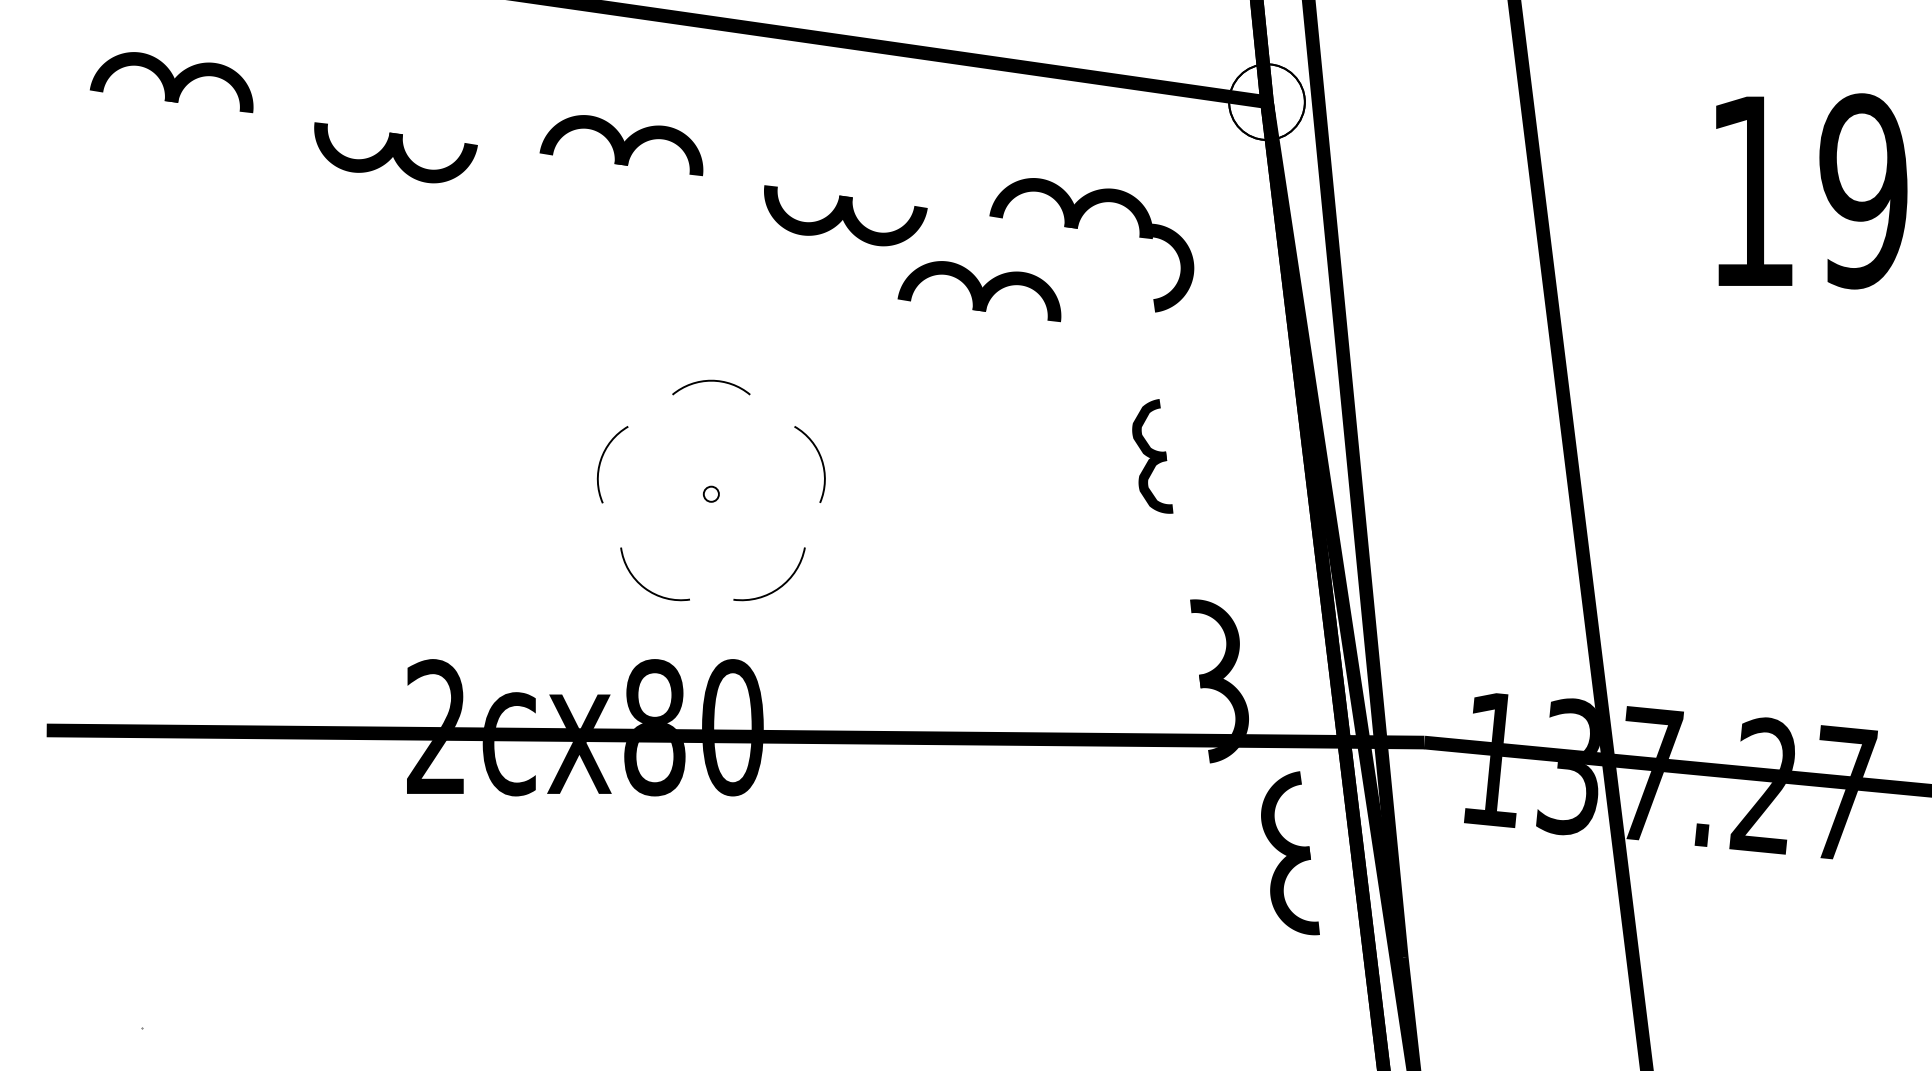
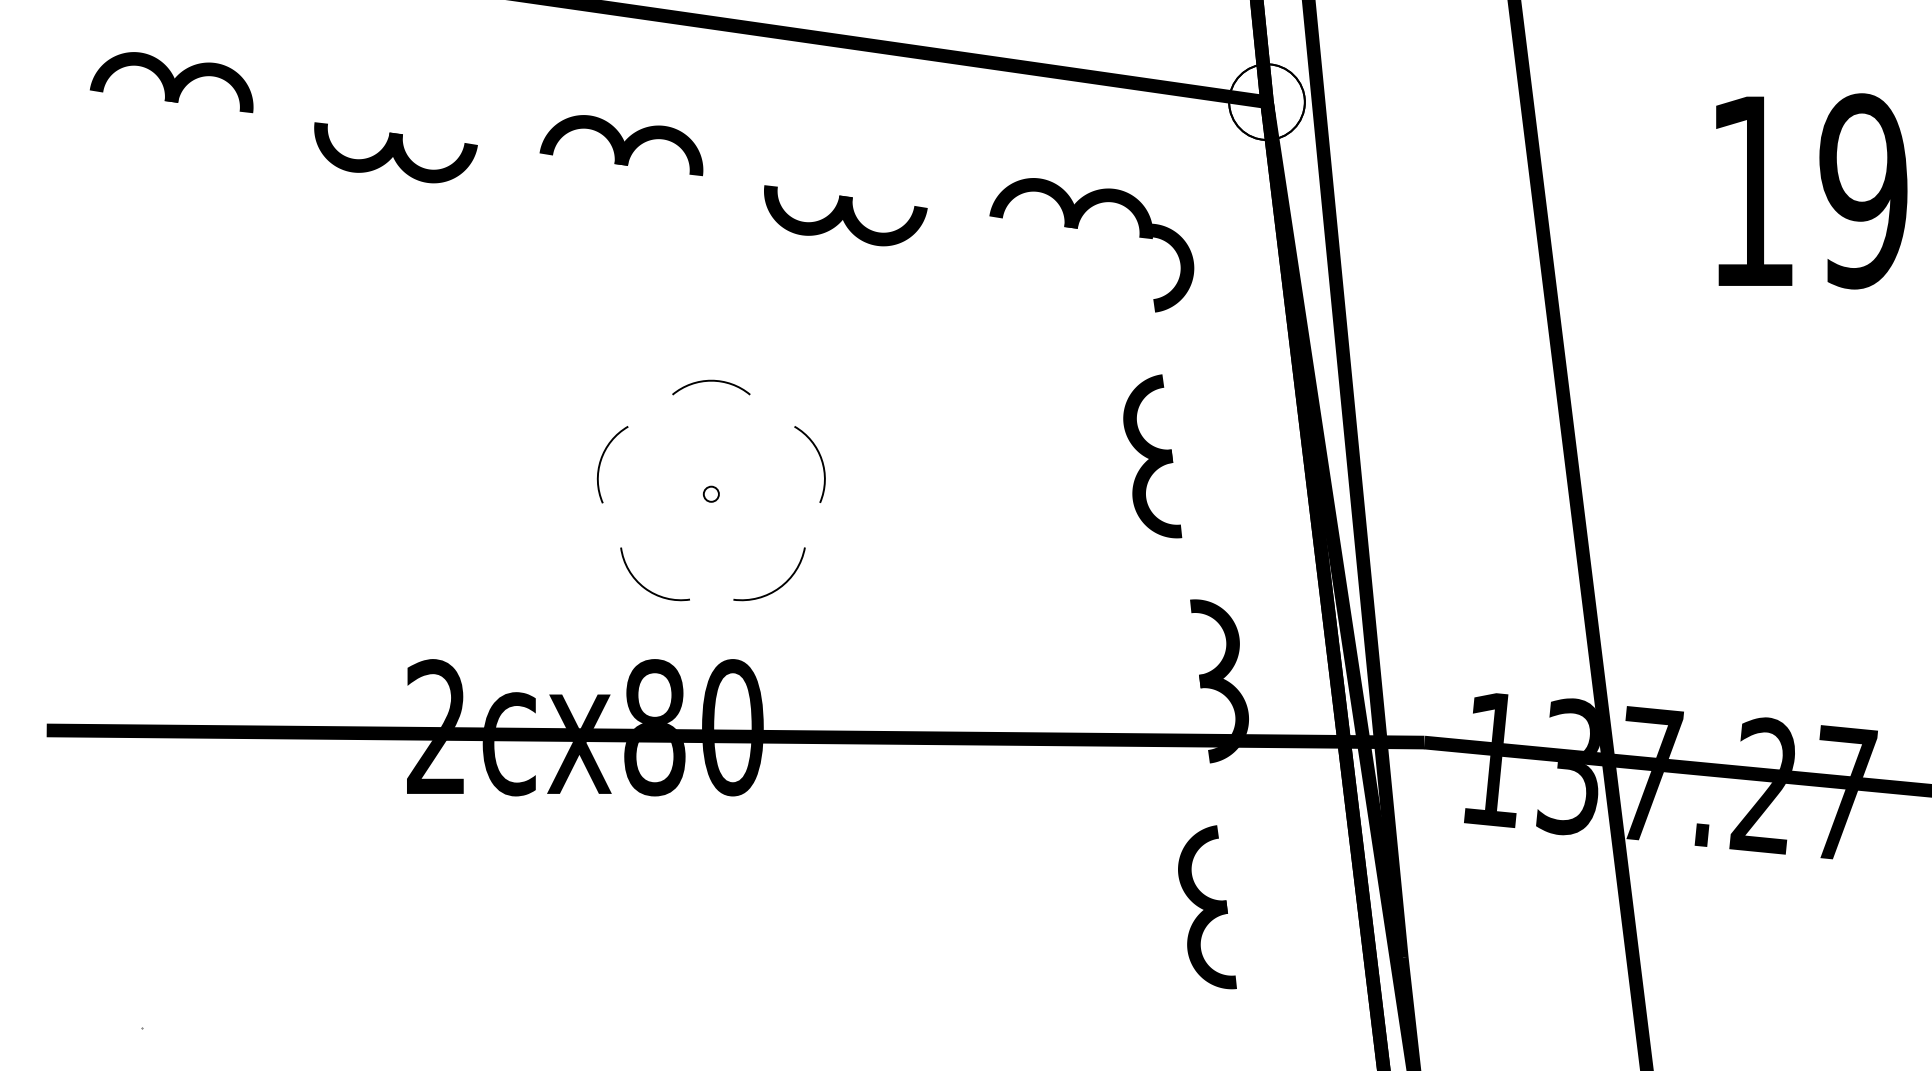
part: present -> none (979, 291)
part size: 42x115 px -> 60x165 px (1152, 456)
part position: (1290, 853) -> (1207, 907) (1207, 907)
